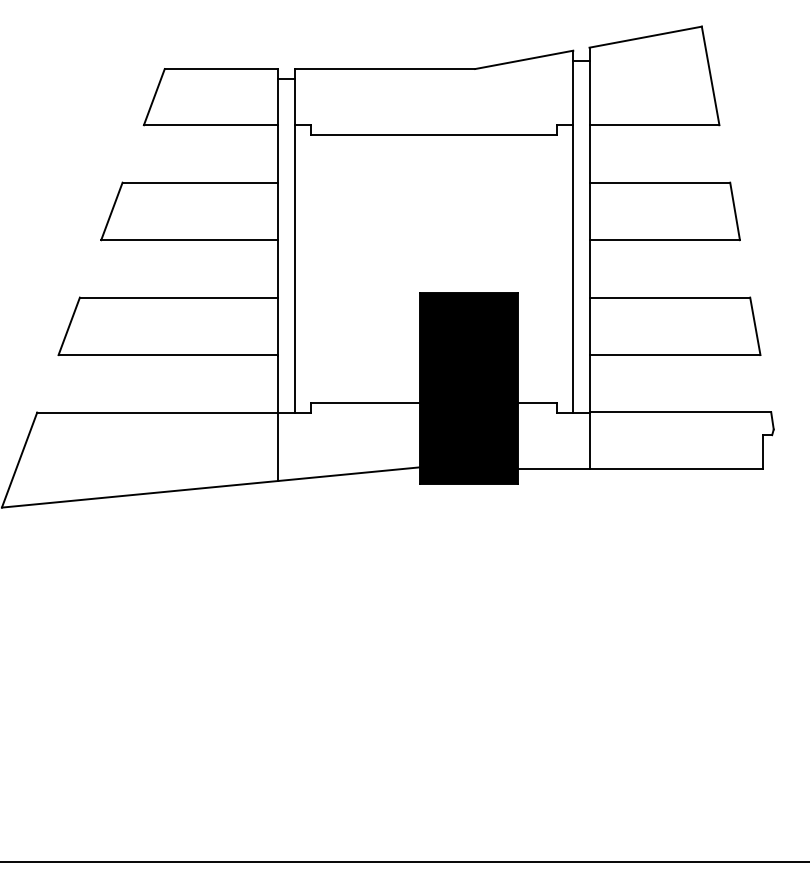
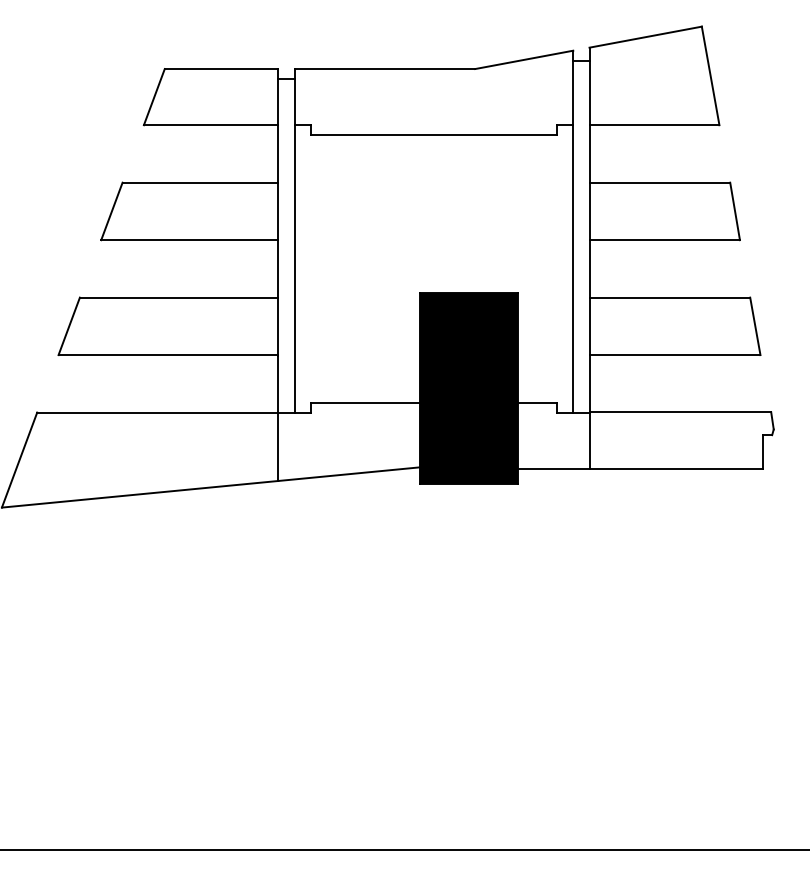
line position: (404, 862) -> (404, 850) (404, 850)
